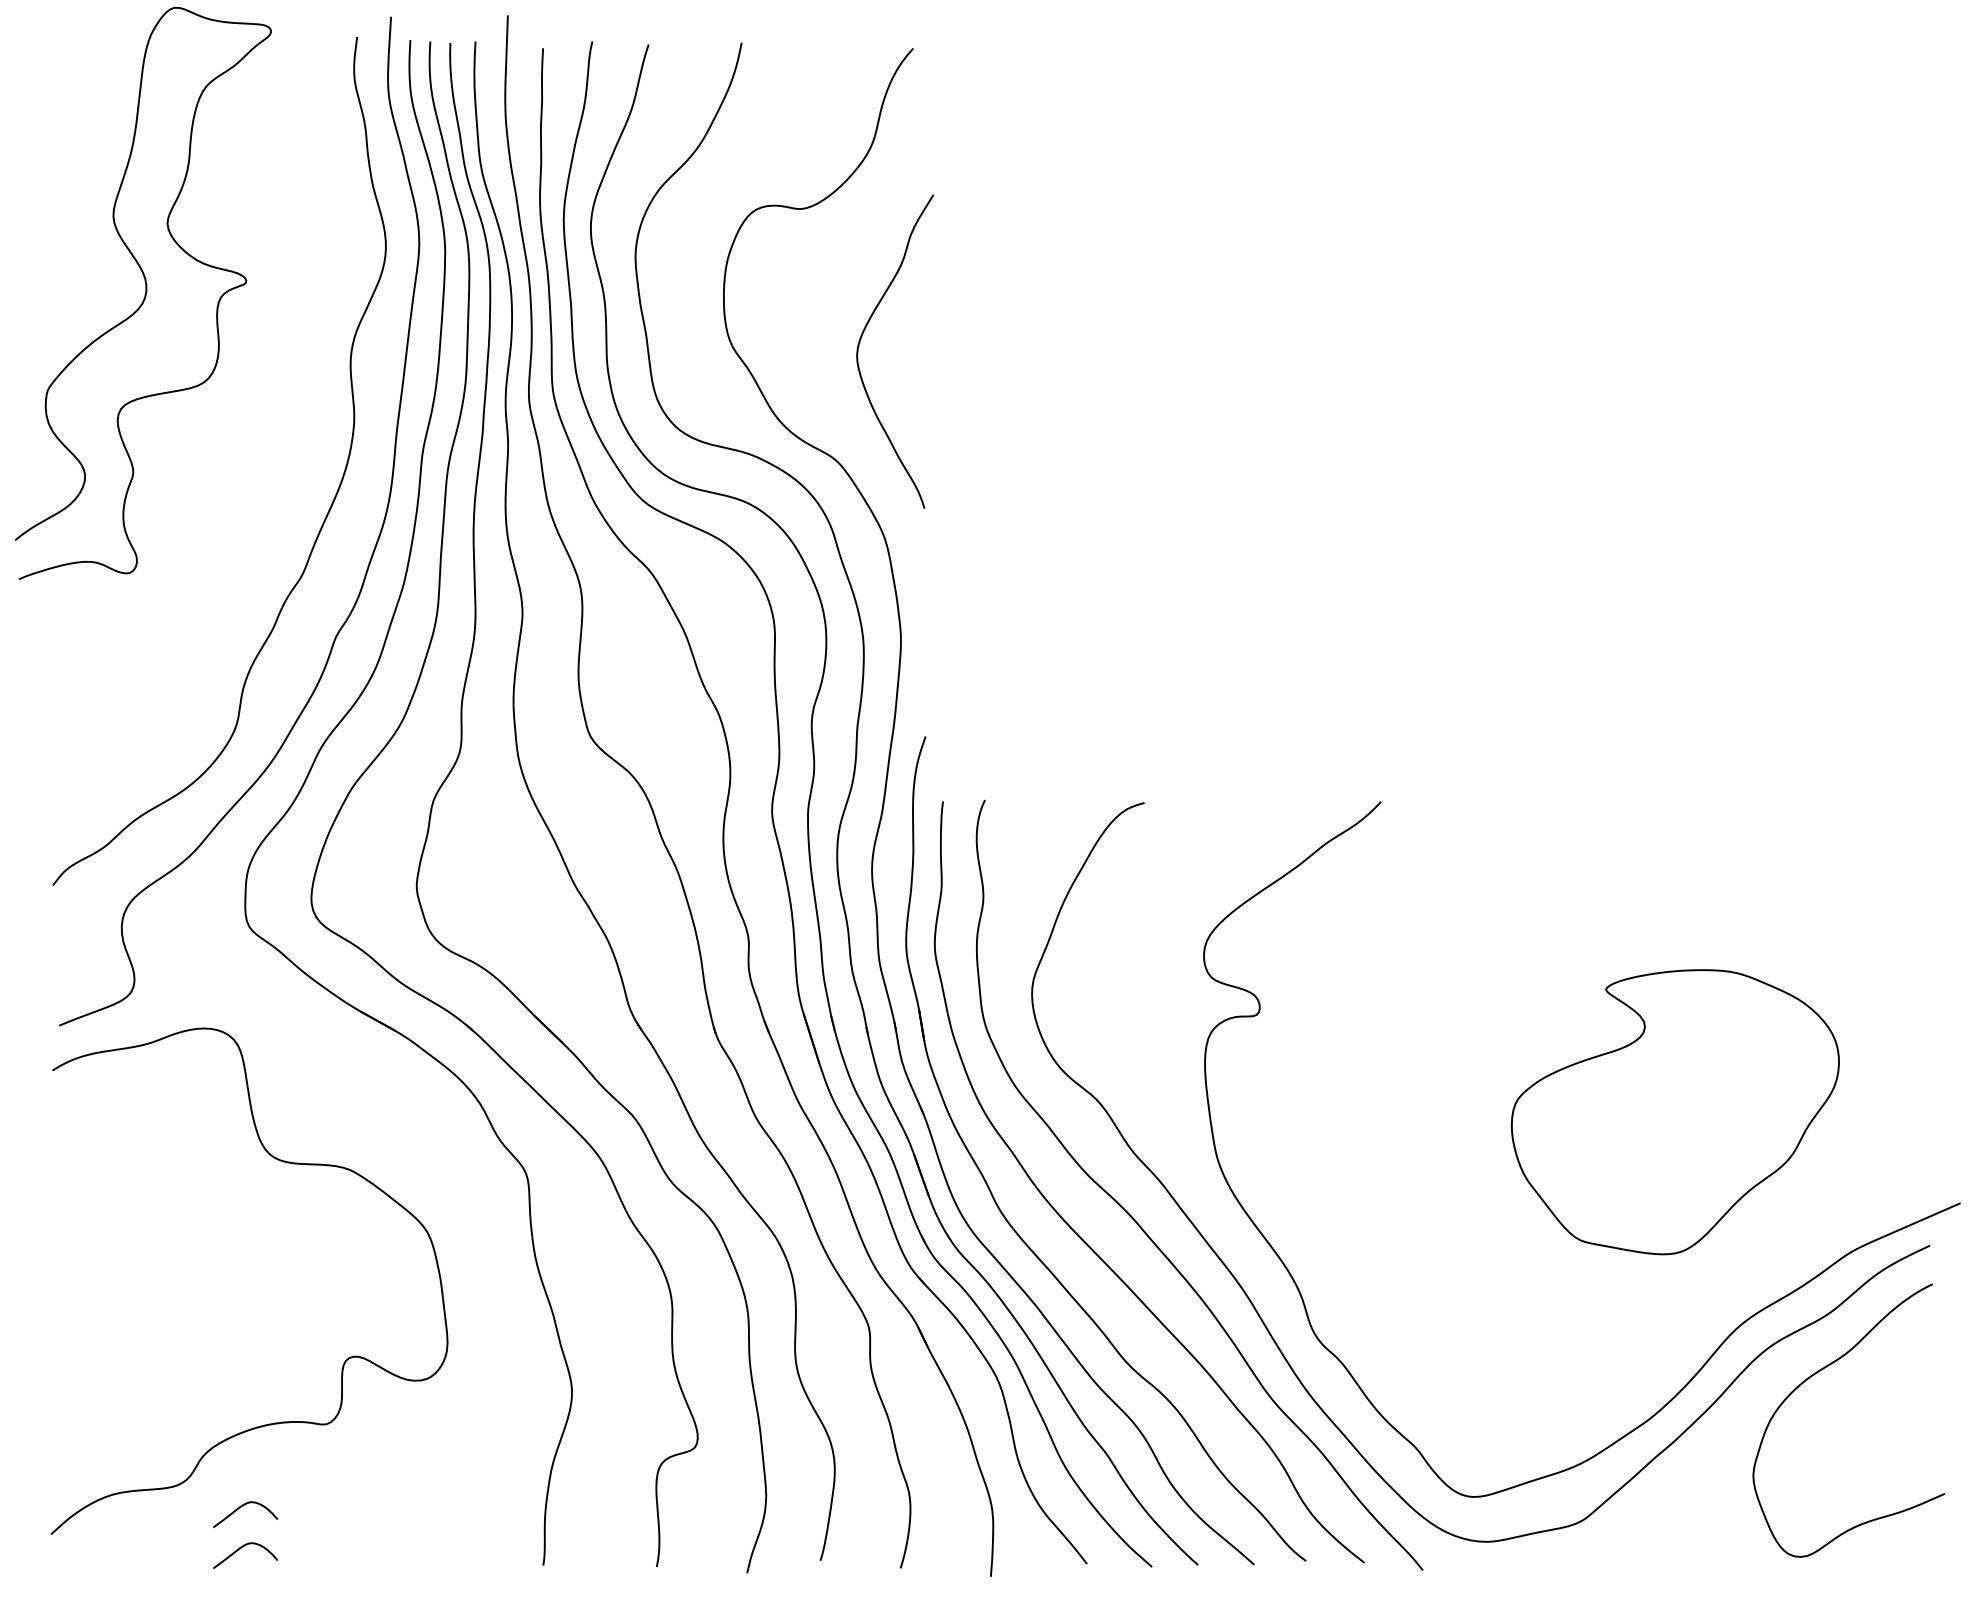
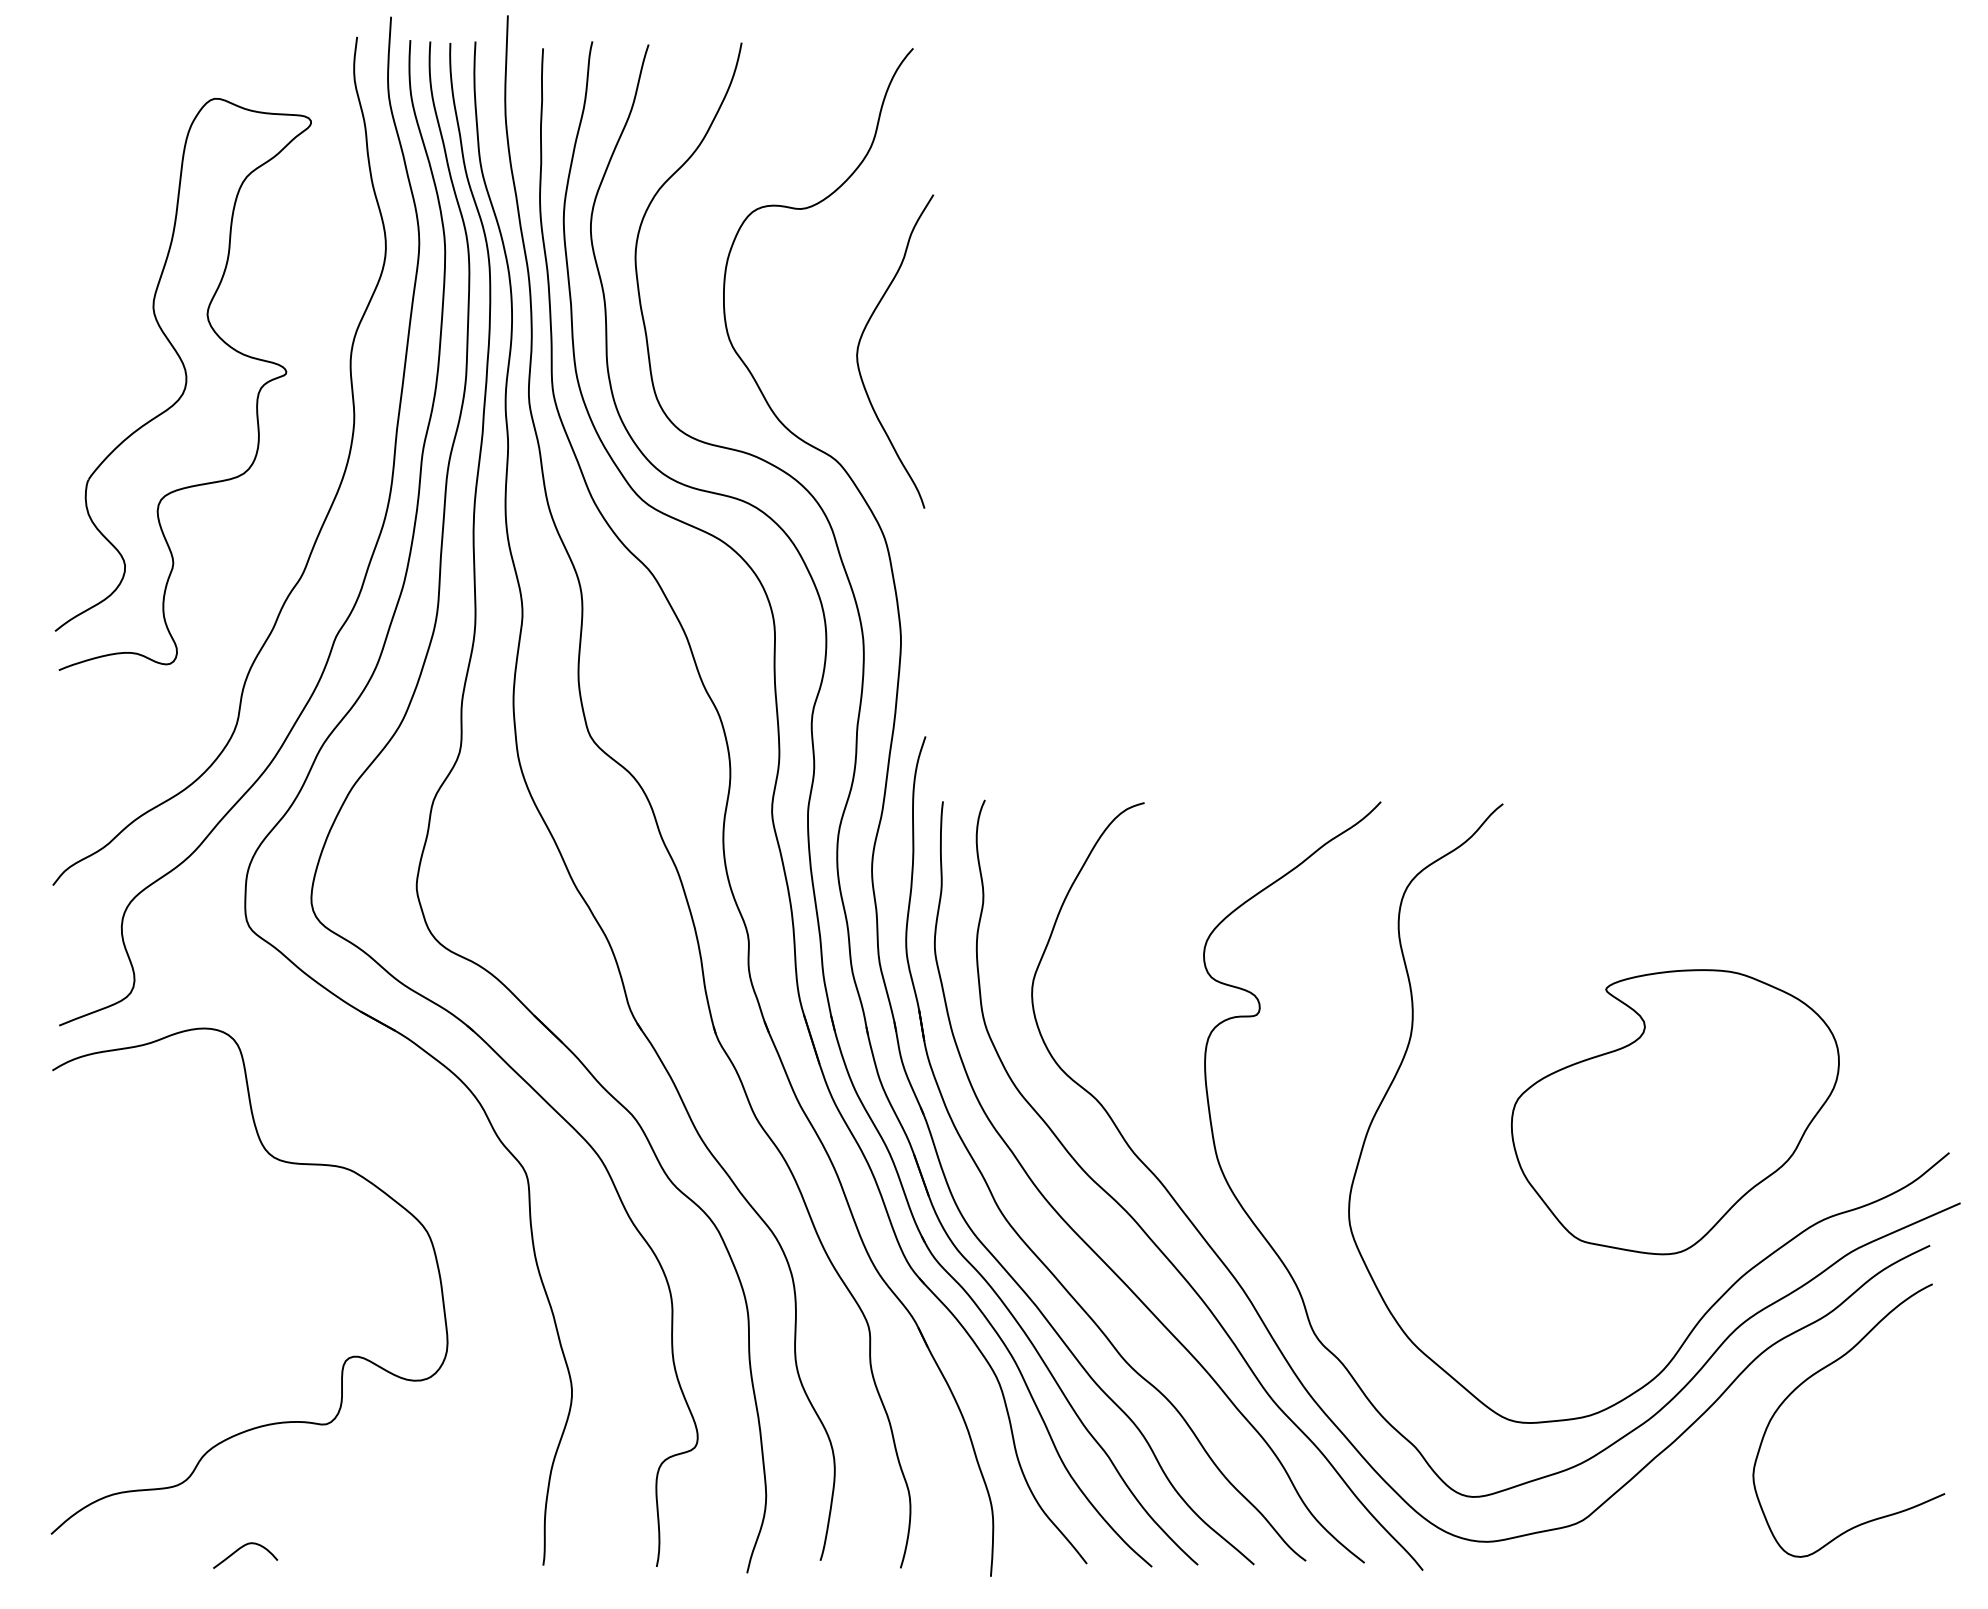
part position: (142, 292) -> (182, 383) (182, 383)
curve: none -> present (1755, 1264)
curve: present -> none (240, 1508)
